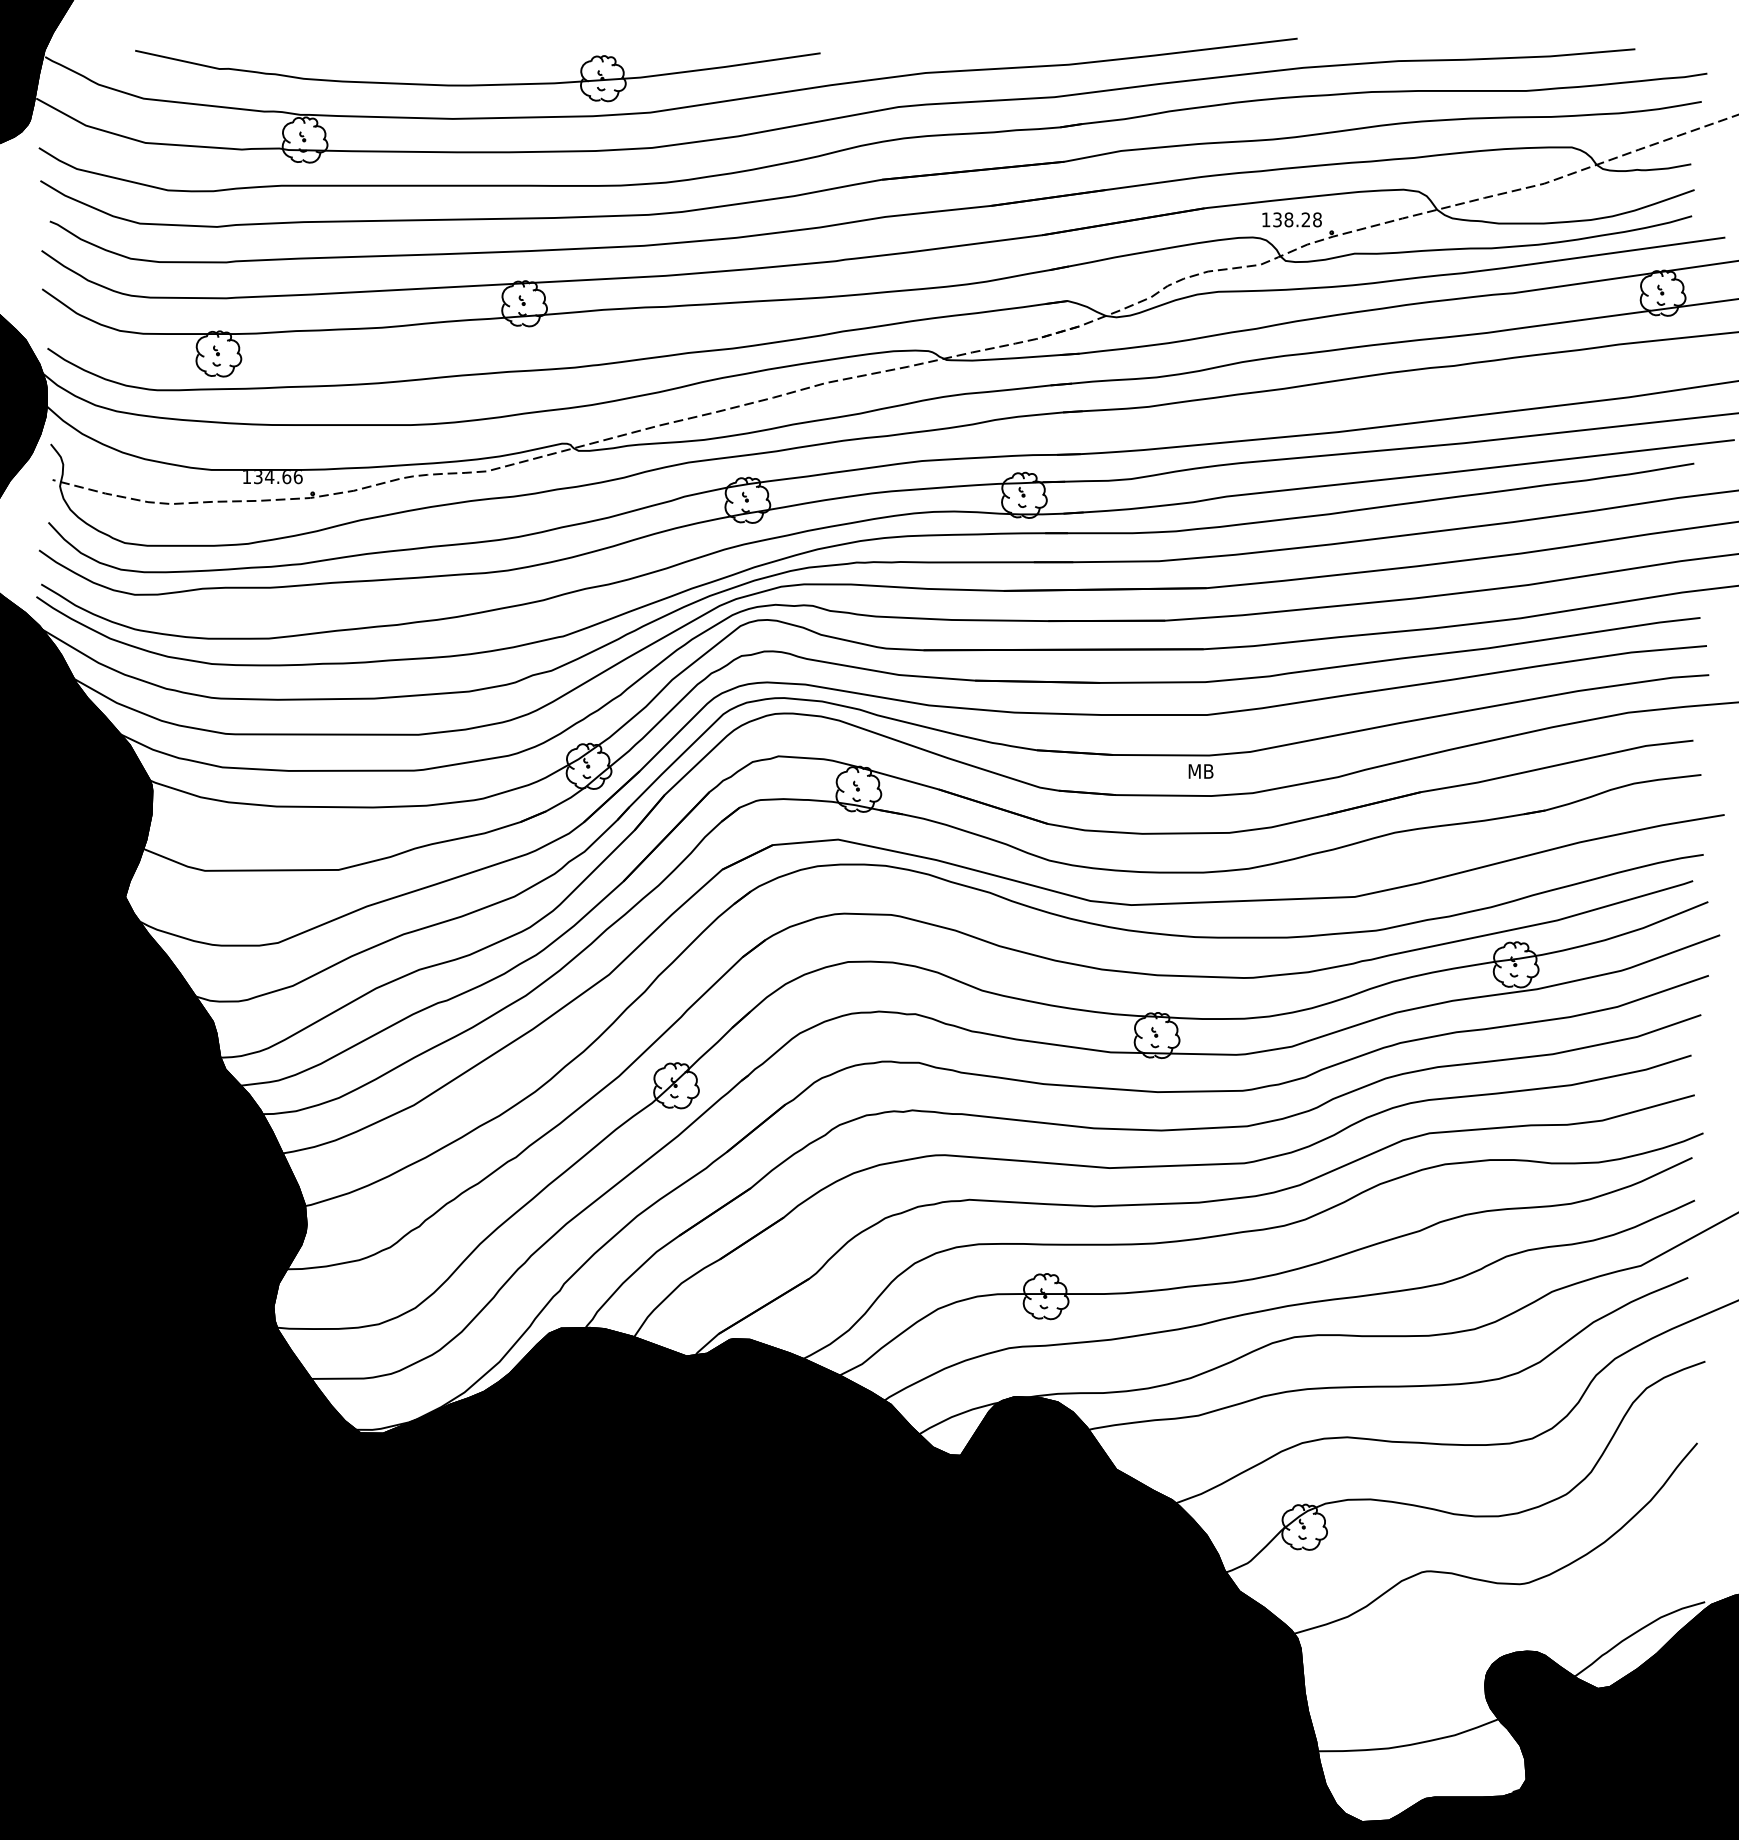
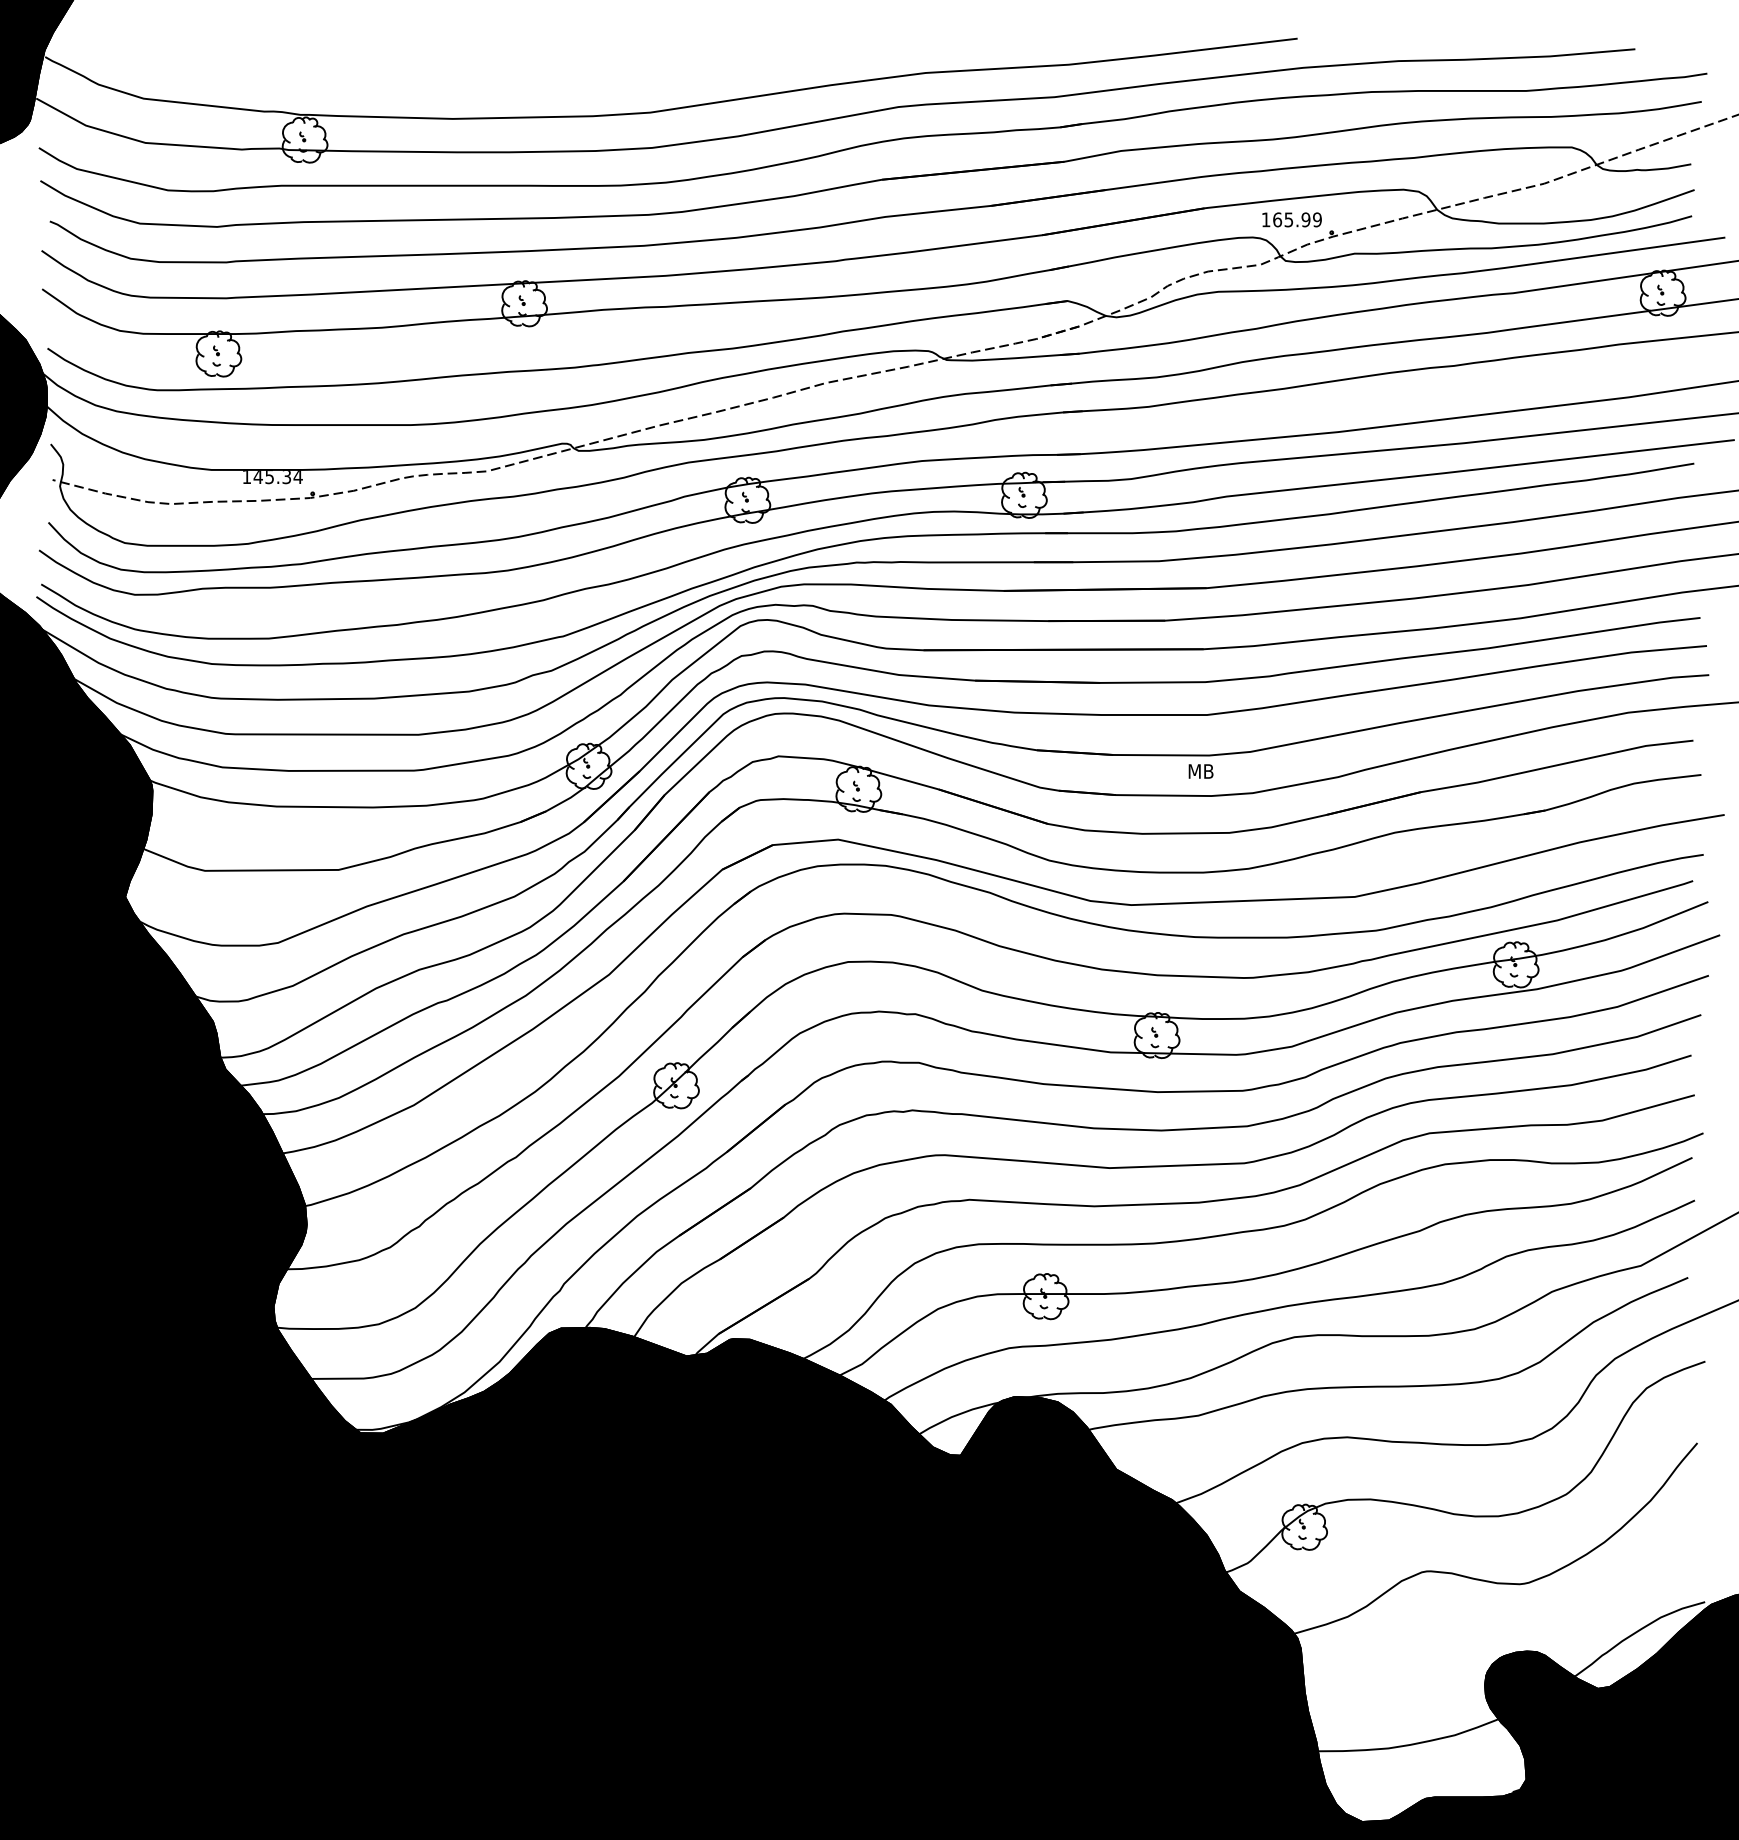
part: present -> none (477, 84)
text: 138.28 -> 165.99 (1297, 219)
text: 134.66 -> 145.34 (277, 477)
